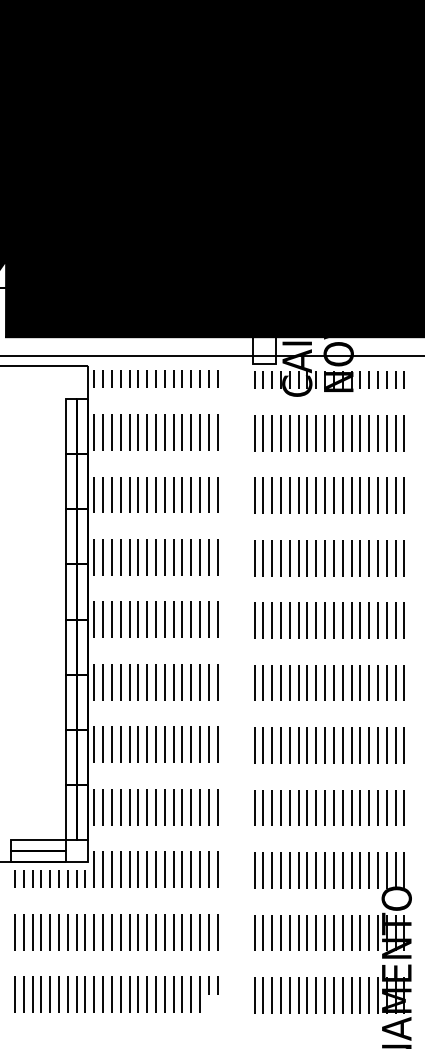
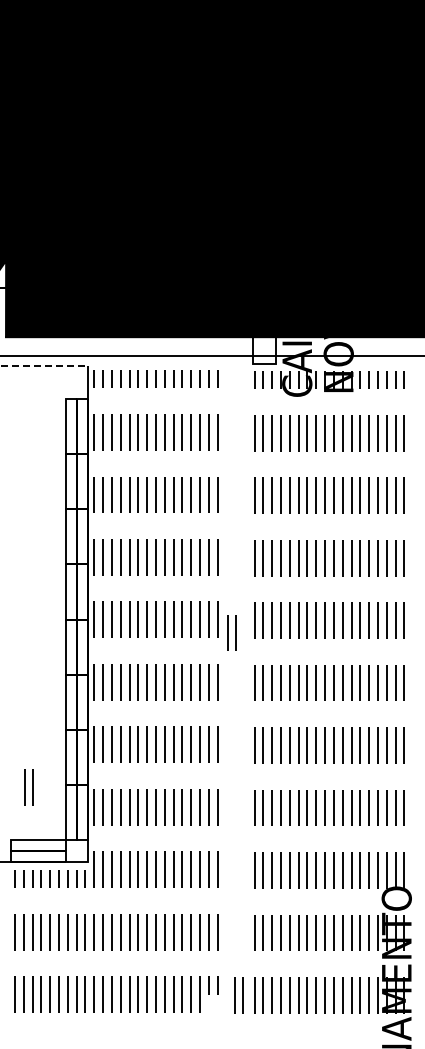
line: solid -> dashed (44, 366)
part: none -> present (231, 632)
part: none -> present (28, 787)
part: none -> present (238, 995)
